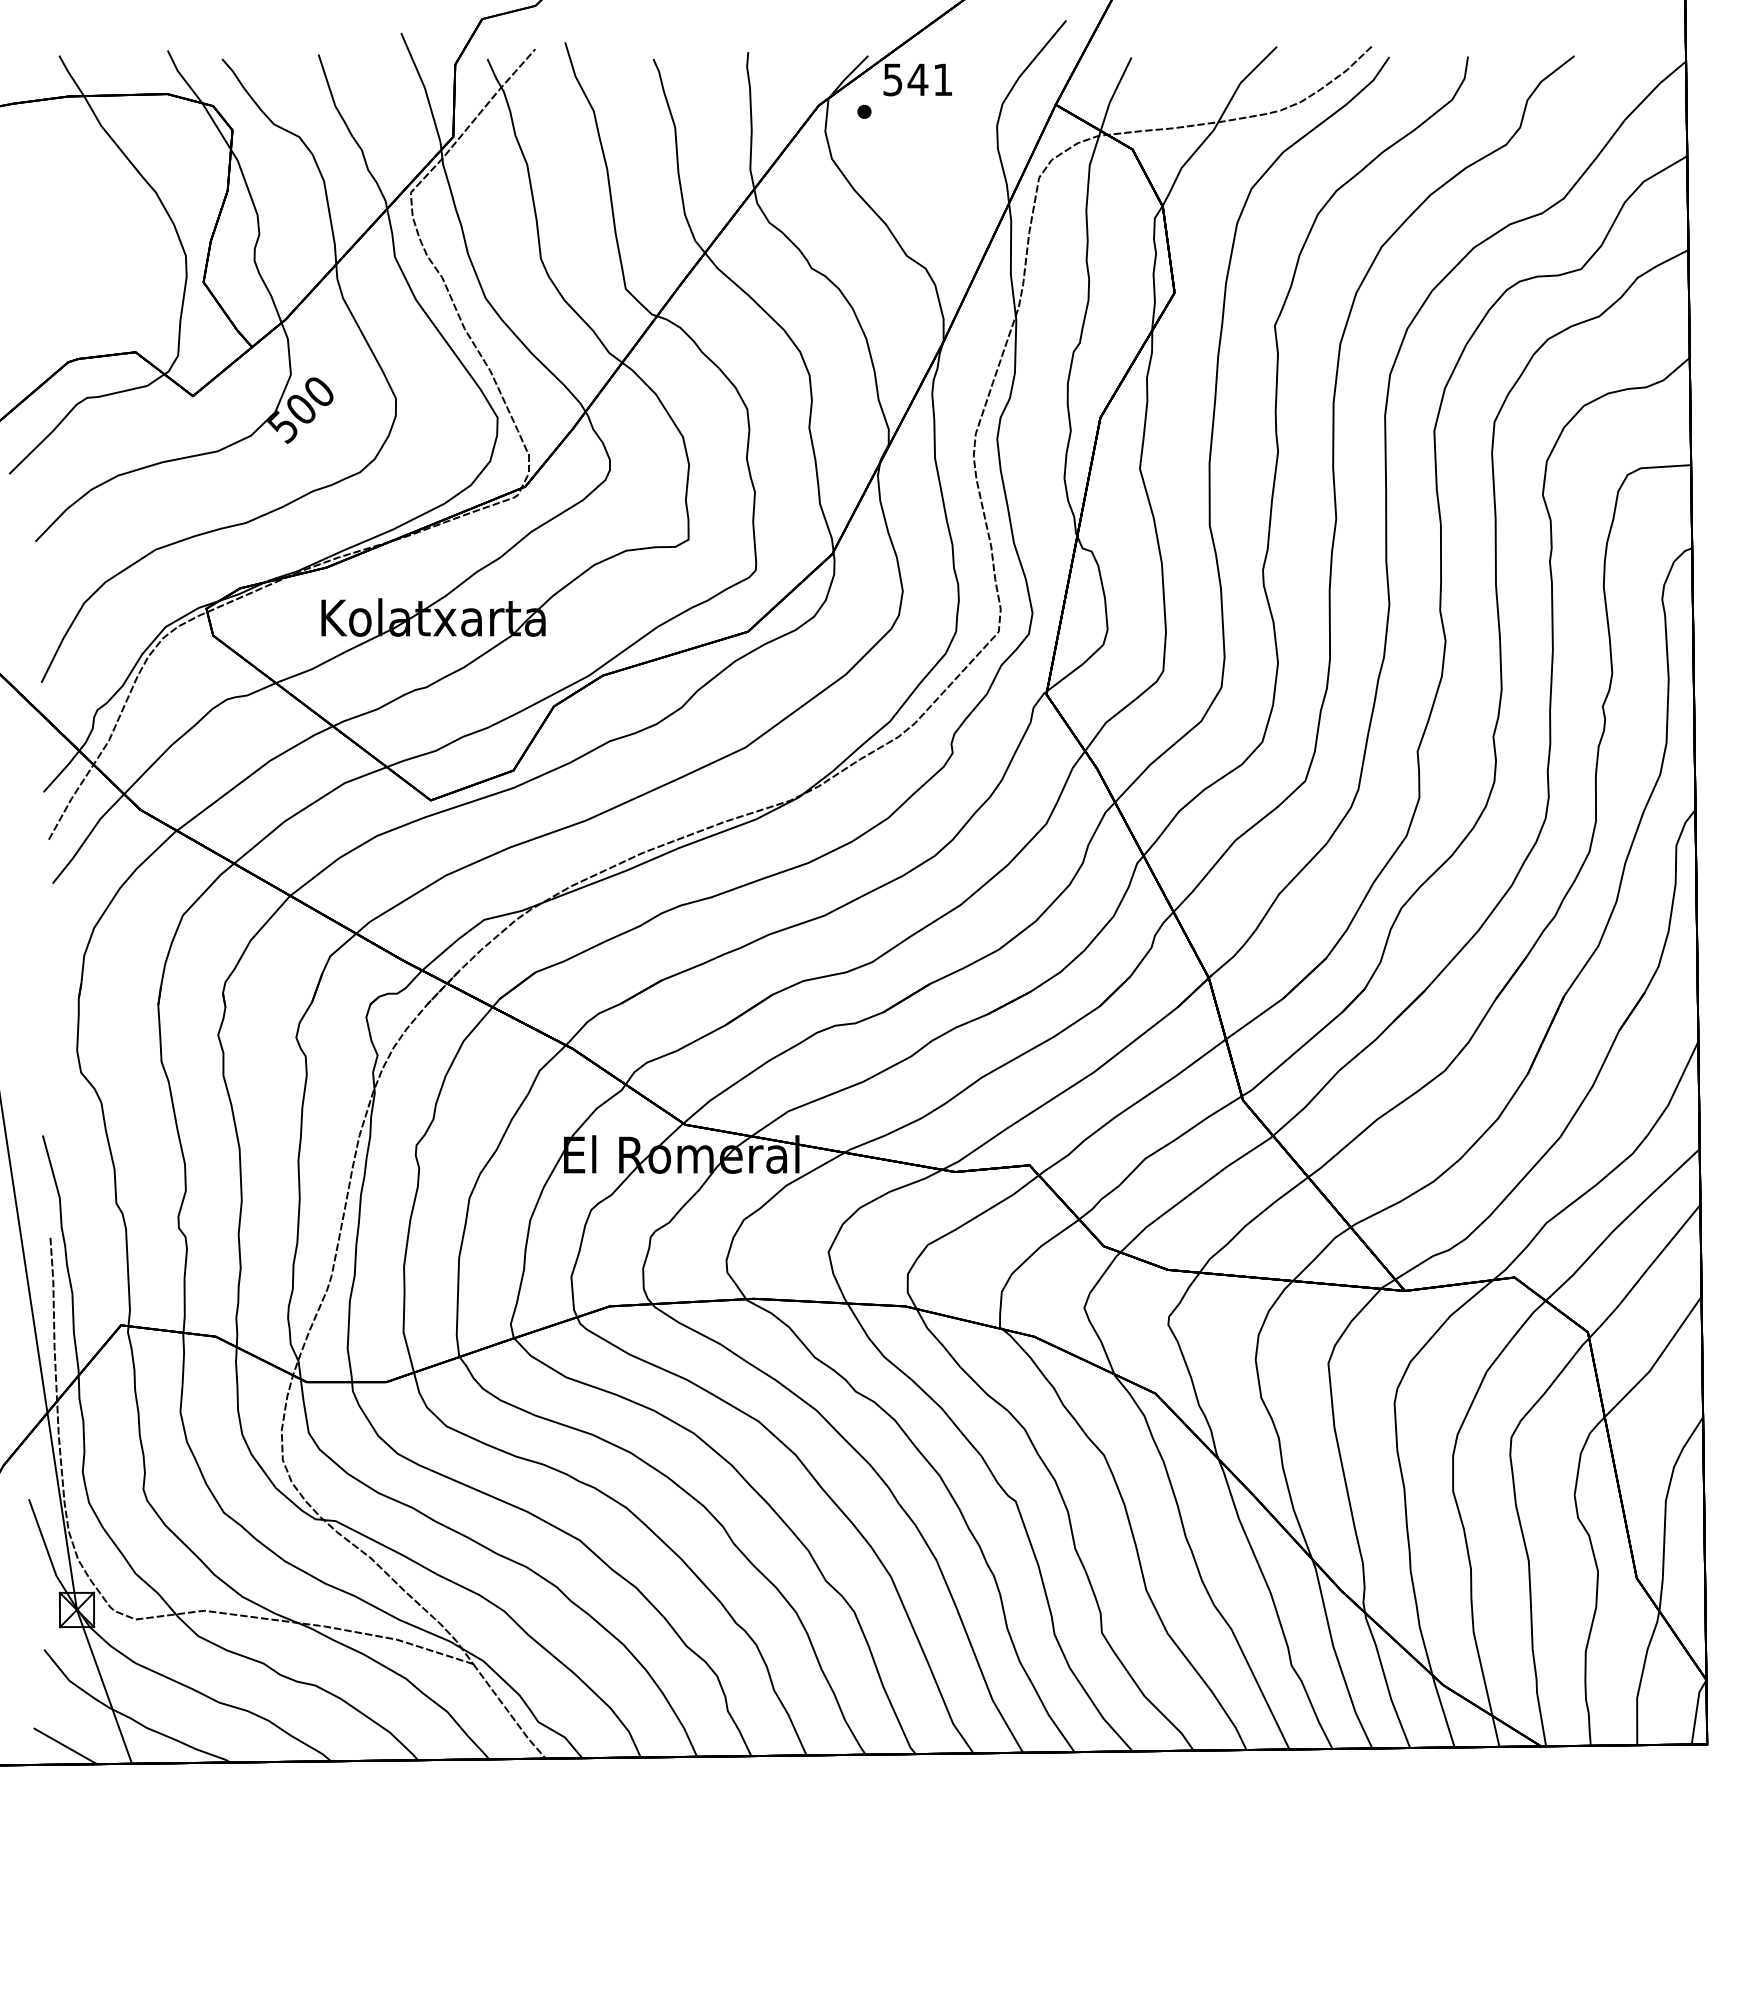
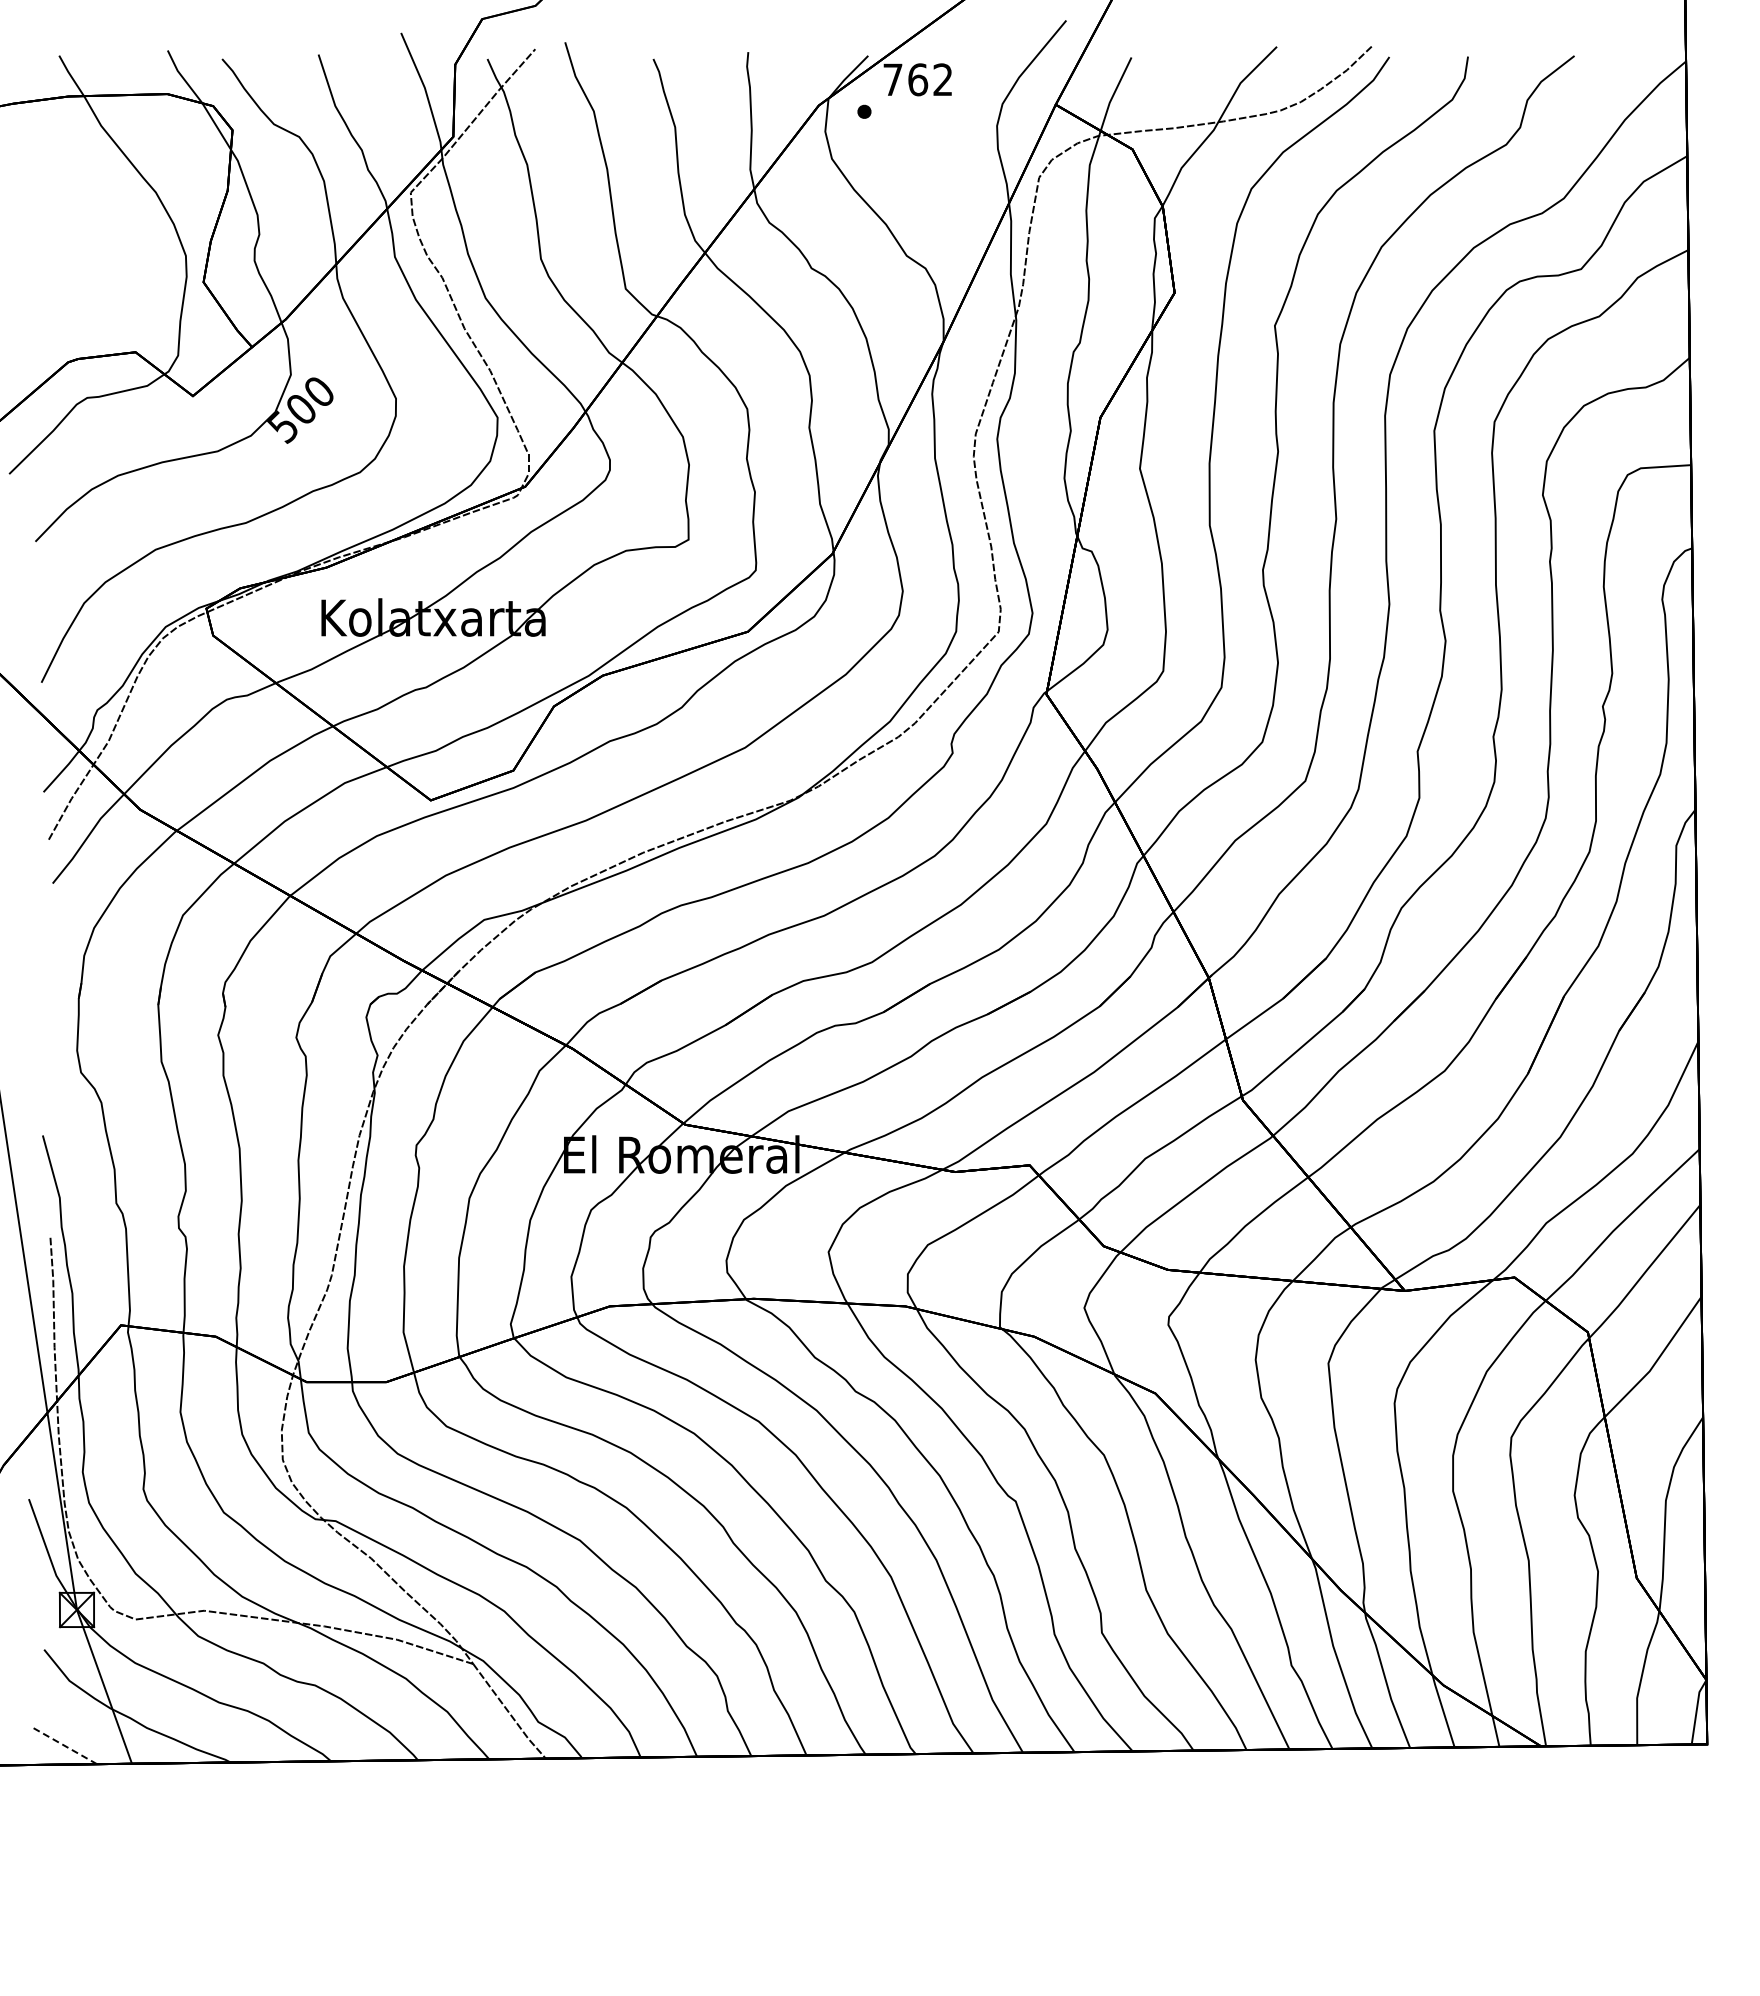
text: 541 -> 762 (917, 79)
line: solid -> dashed (64, 1745)
